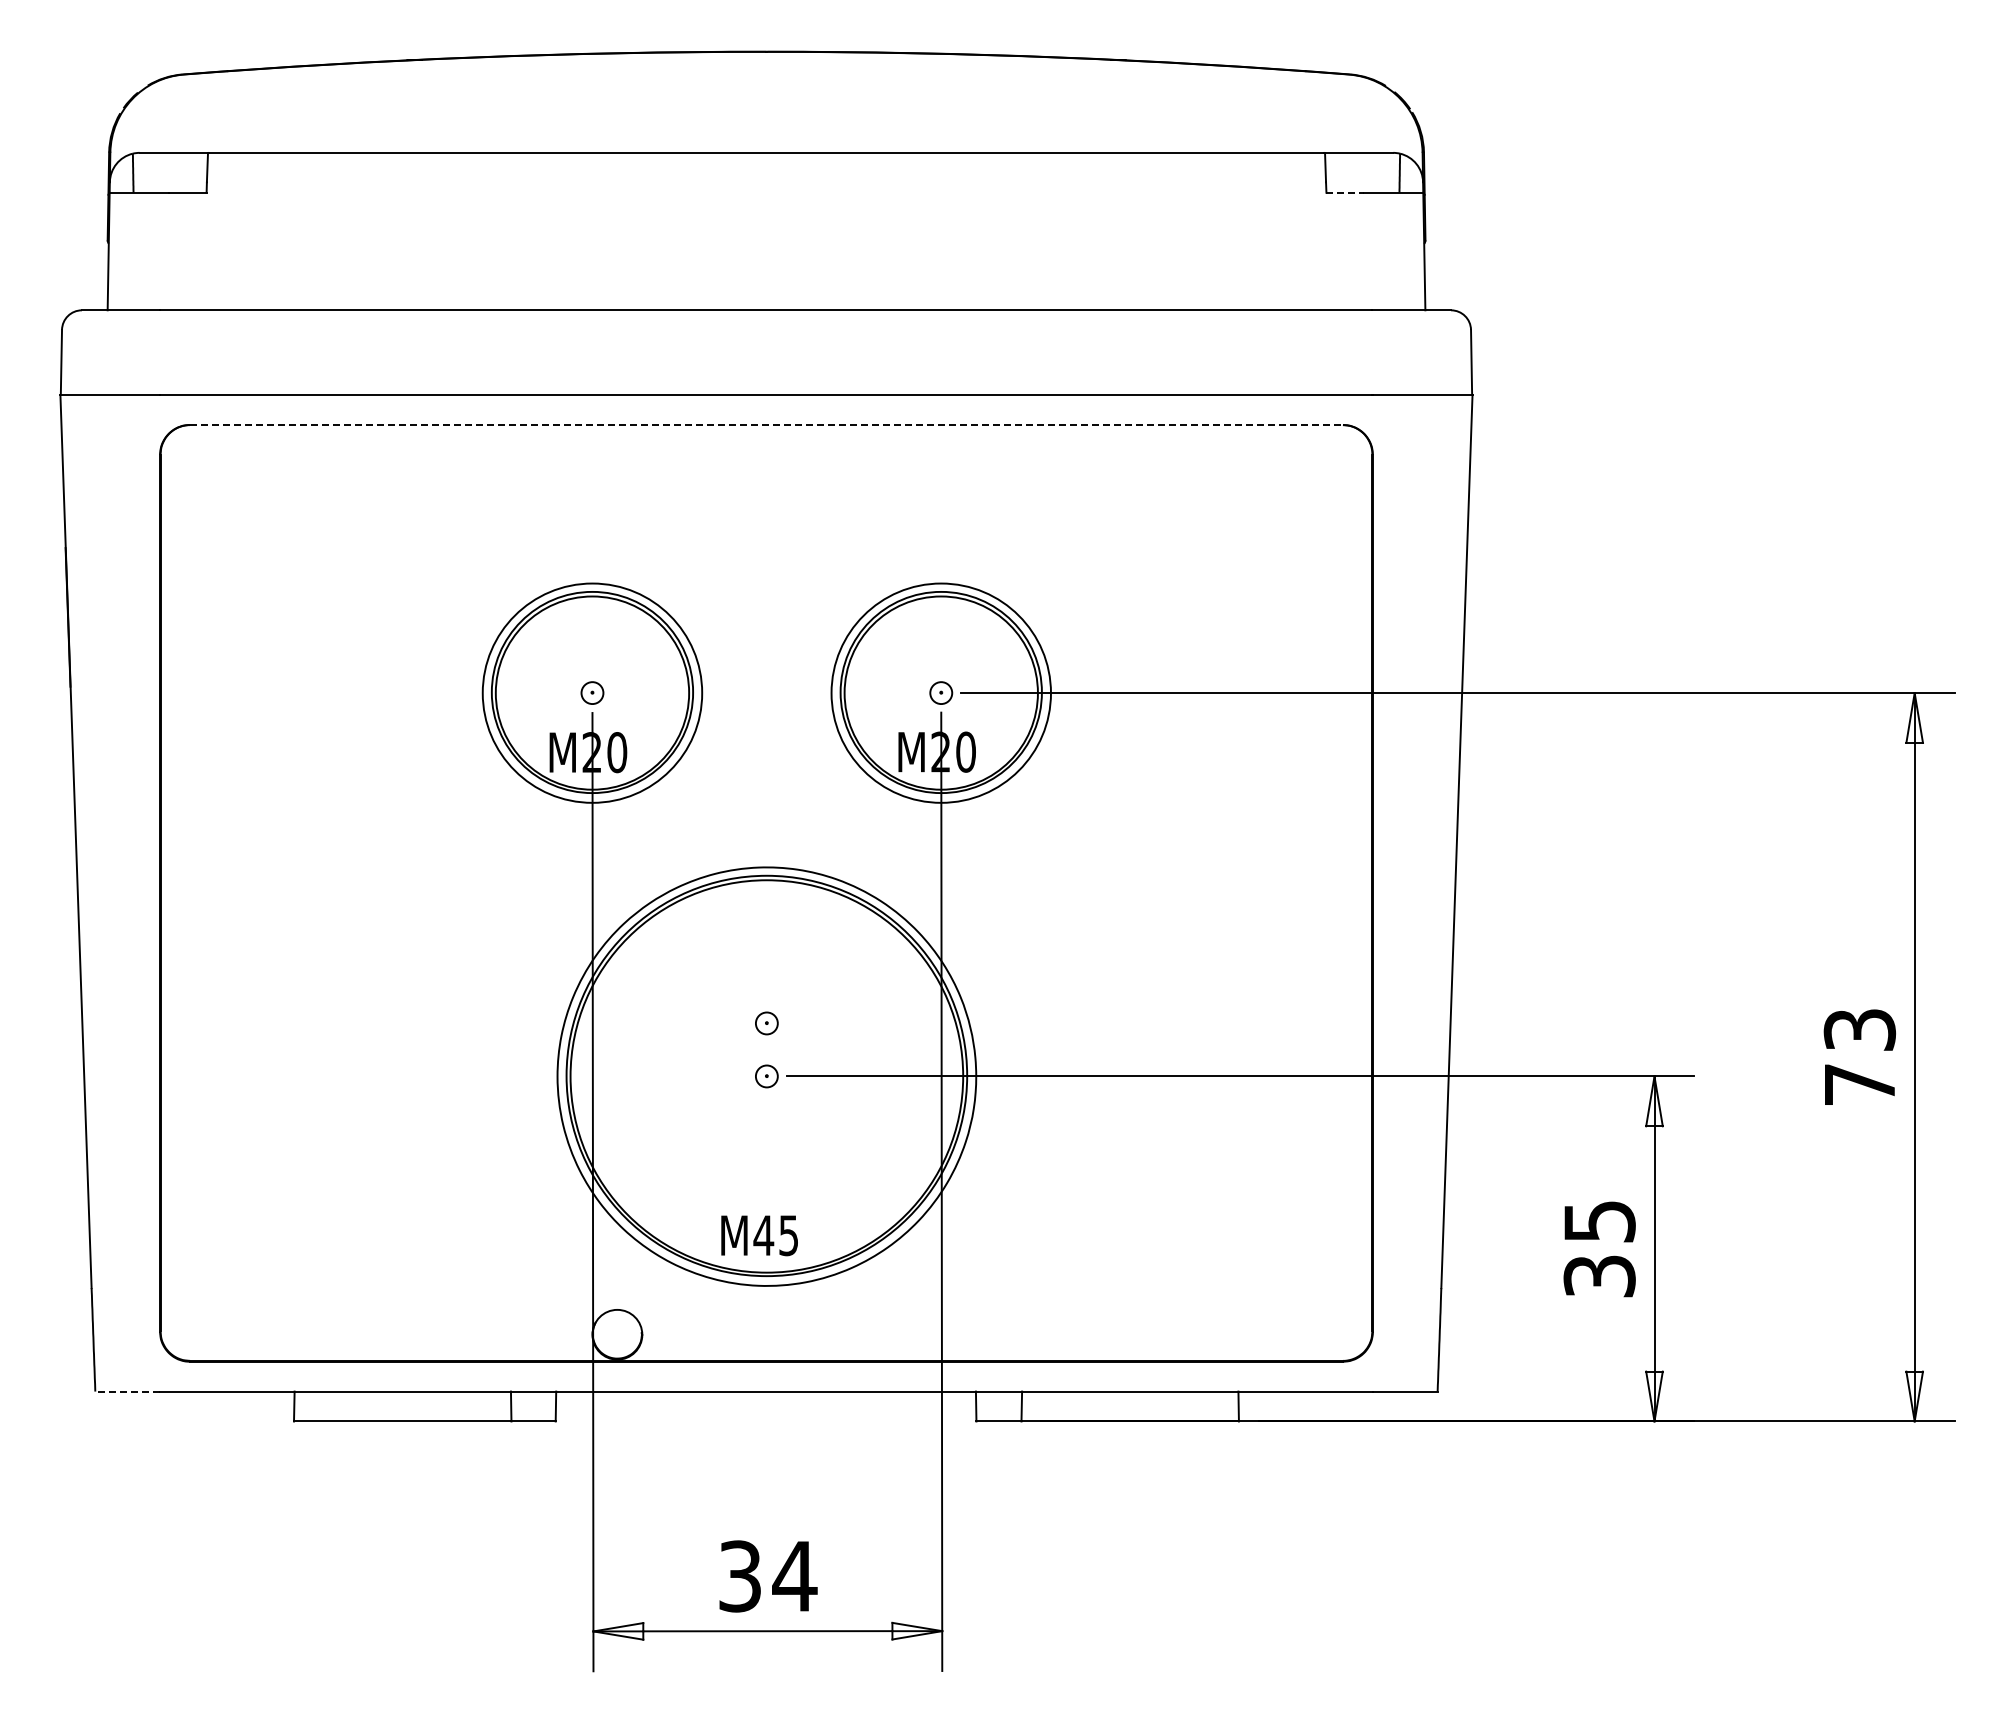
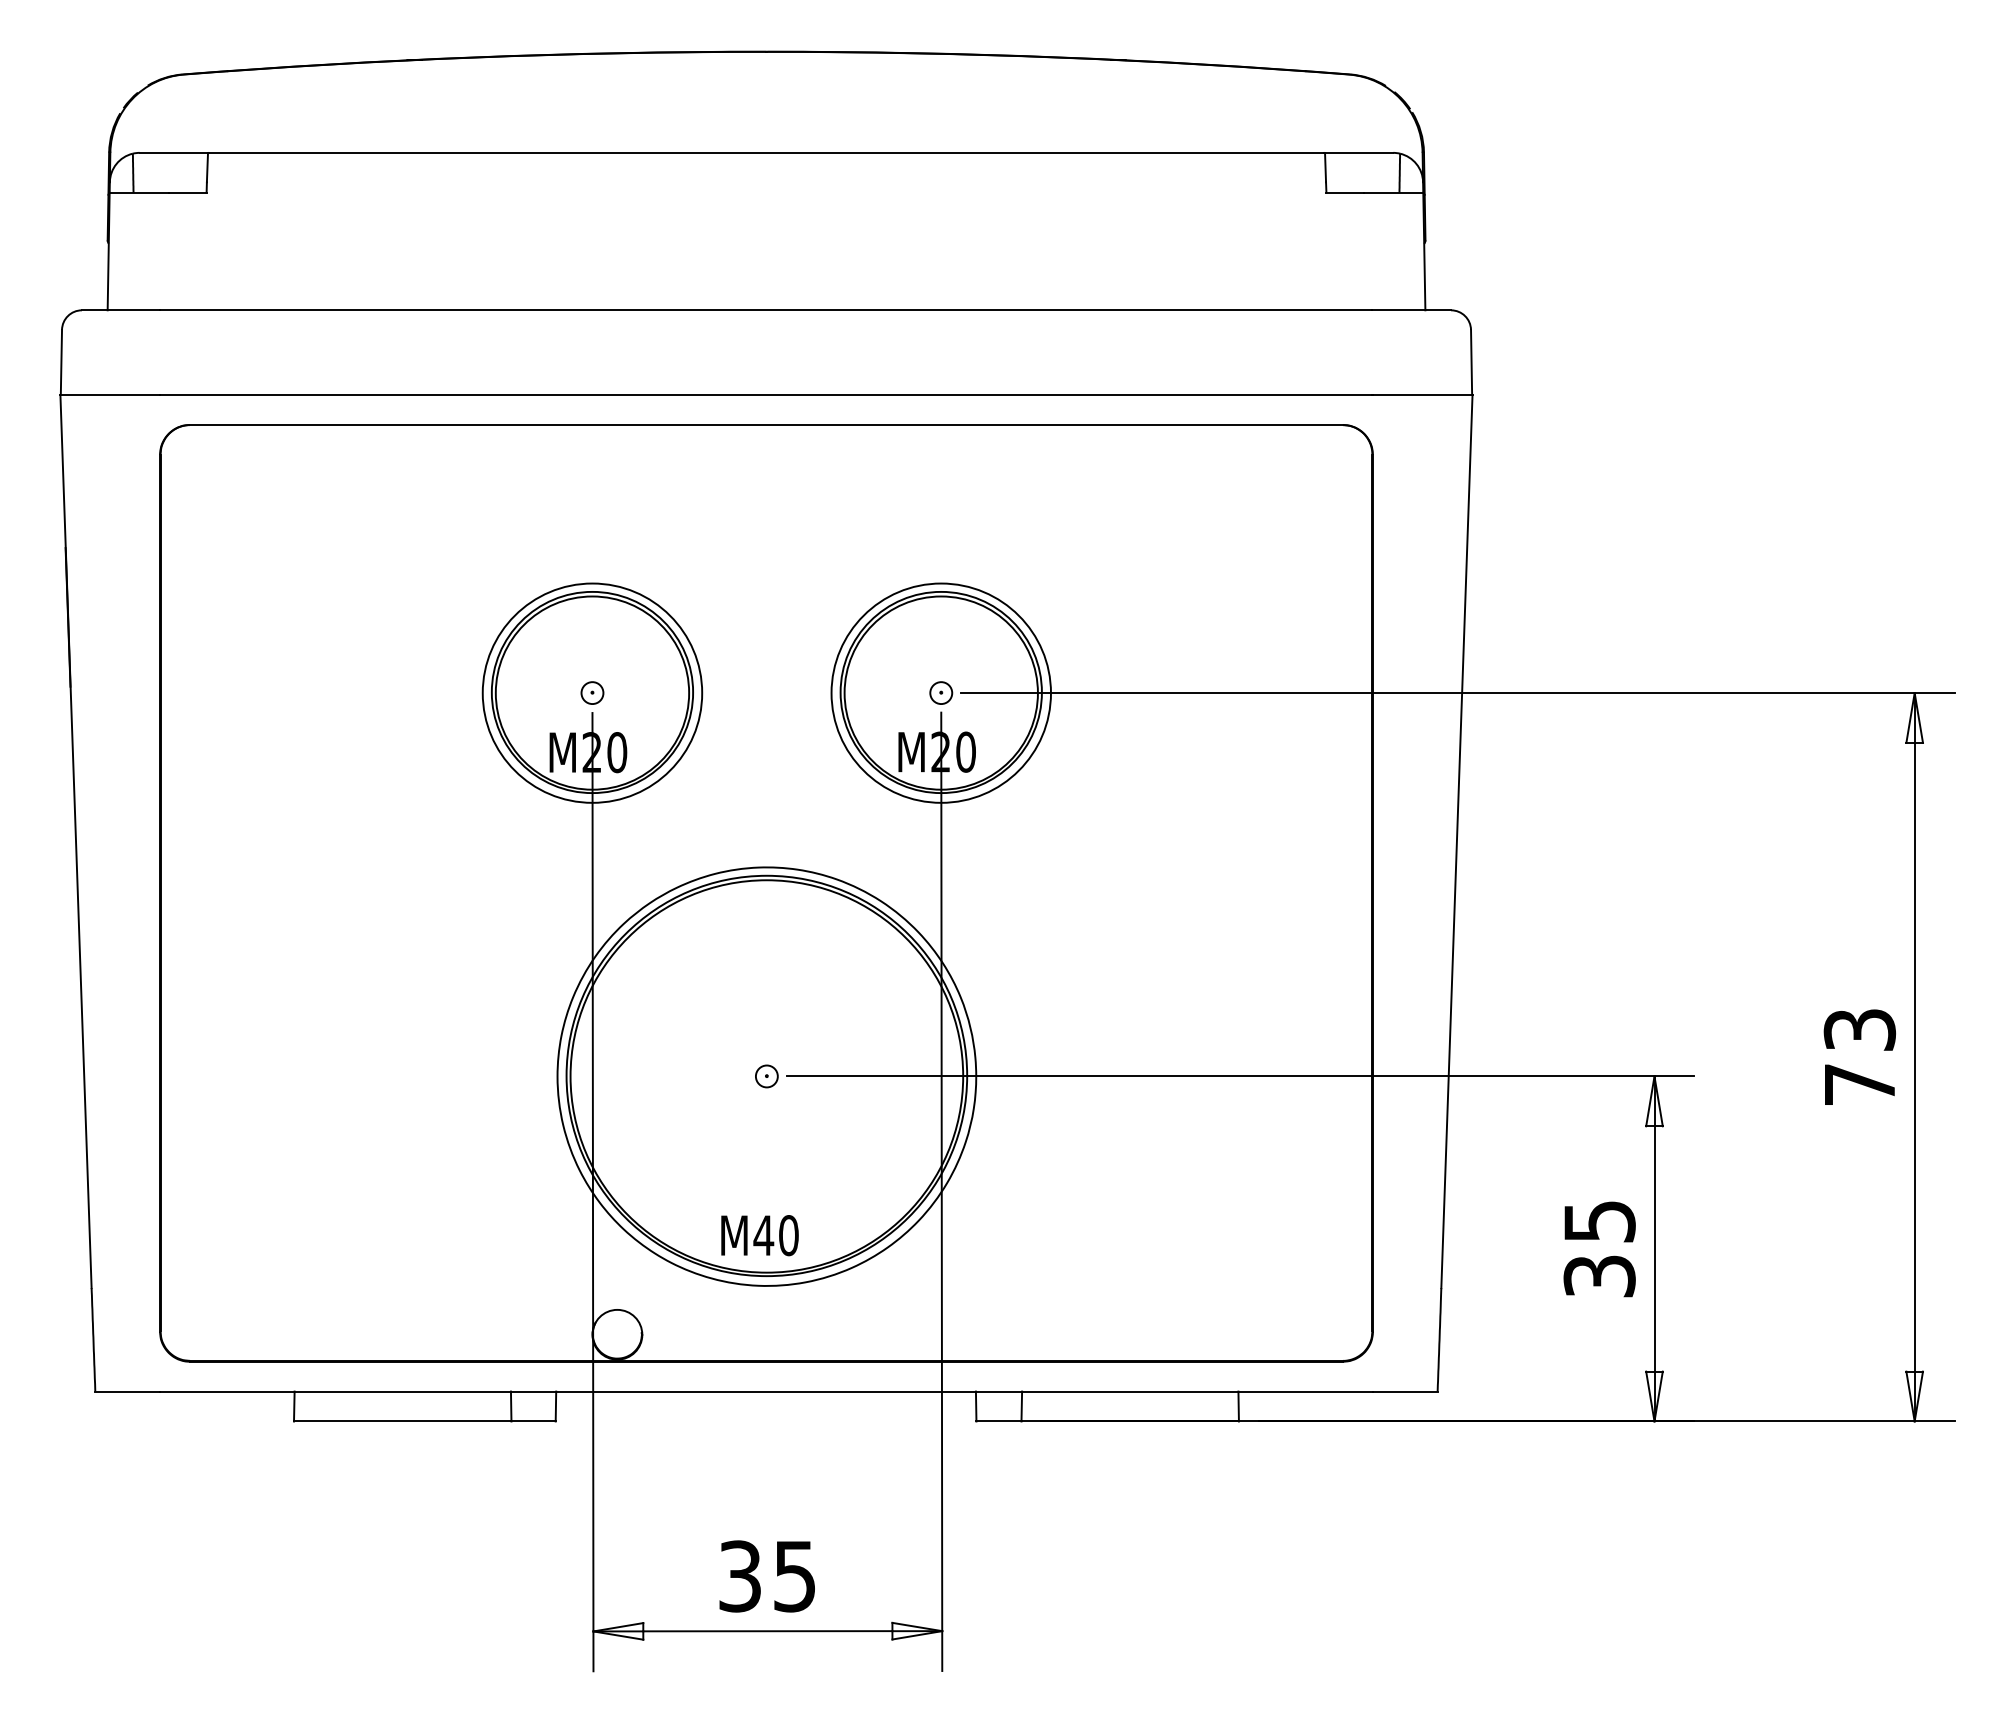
line: dashed -> solid (1345, 192)
line: dashed -> solid (766, 424)
part: present -> none (766, 1023)
text: M45 -> M40 (788, 1235)
line: dashed -> solid (127, 1391)
text: 34 -> 35 (794, 1576)
